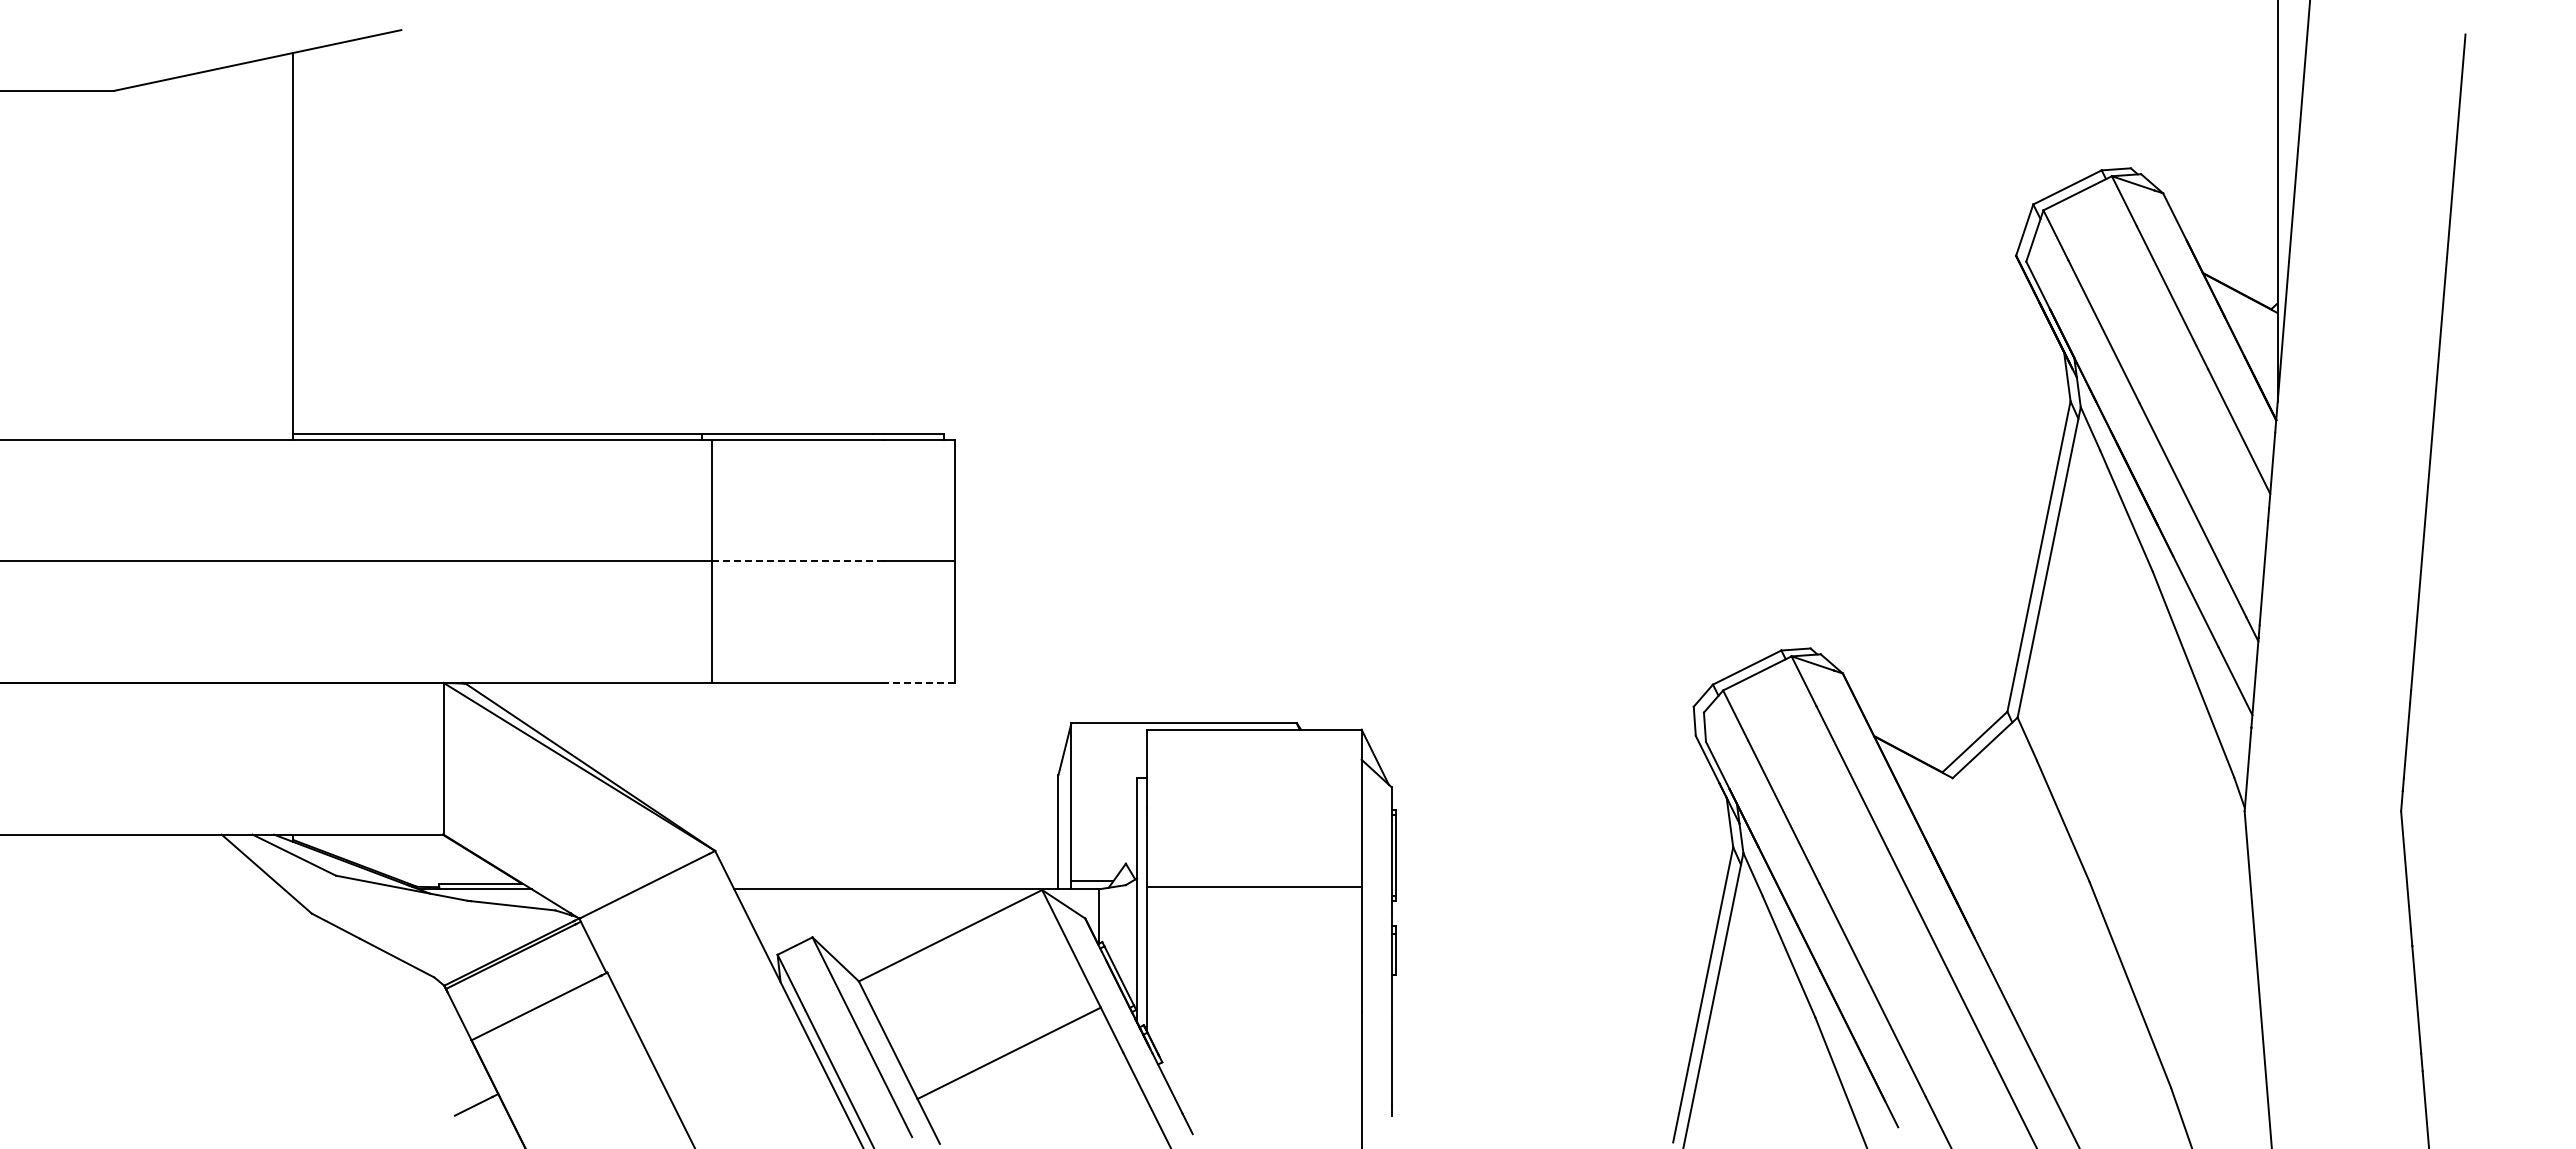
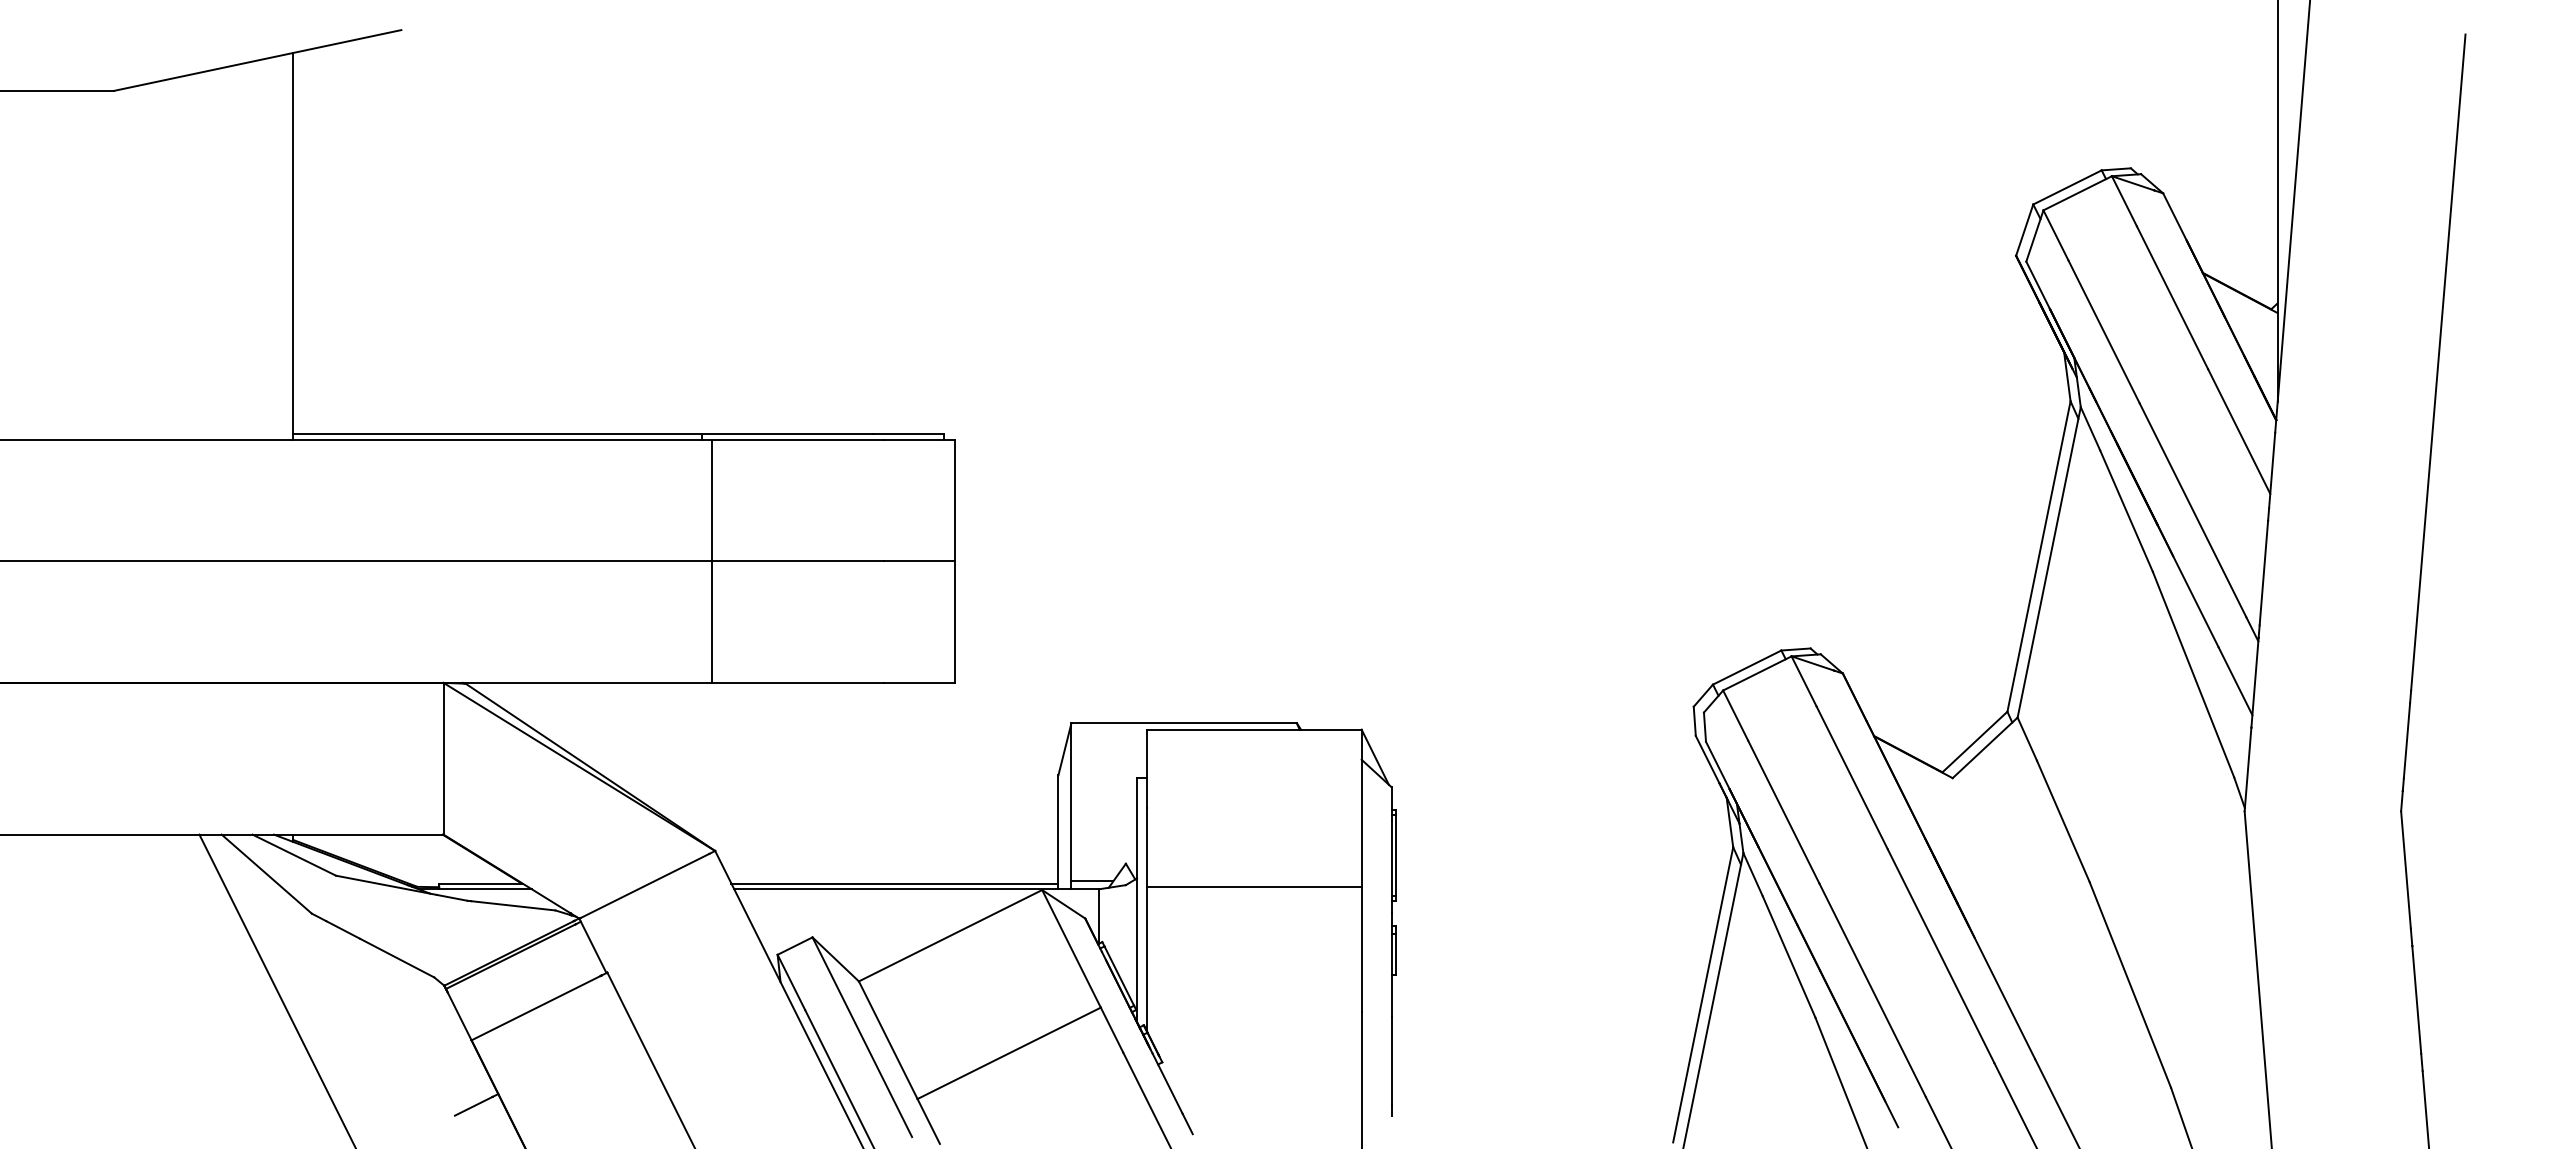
line: dashed -> solid (797, 561)
line: dashed -> solid (919, 682)
line: none -> present (894, 883)
line: none -> present (276, 989)
